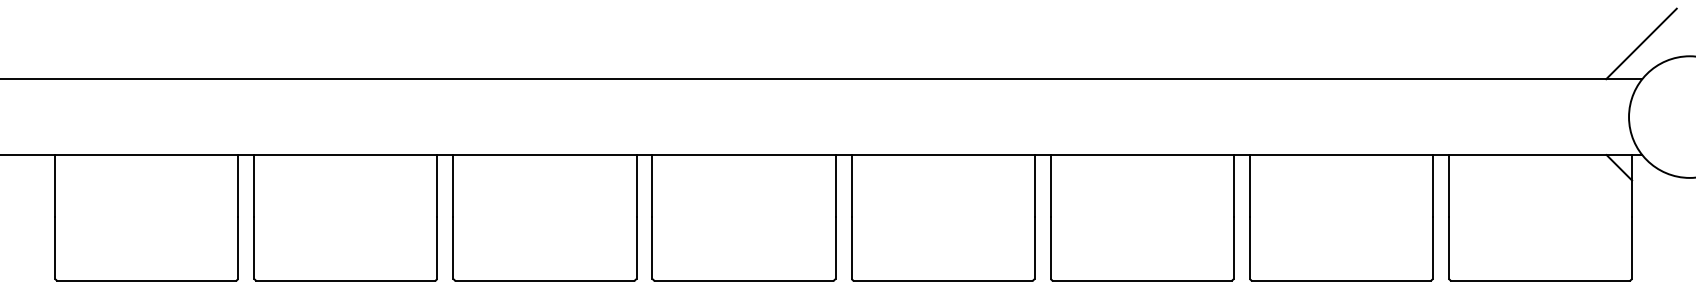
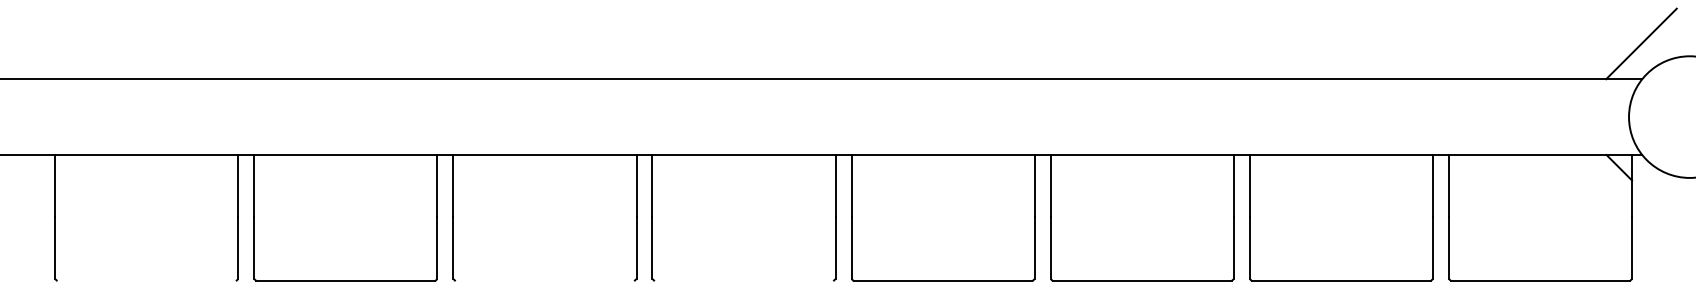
line: present -> none (146, 281)
line: present -> none (544, 281)
line: present -> none (743, 281)
